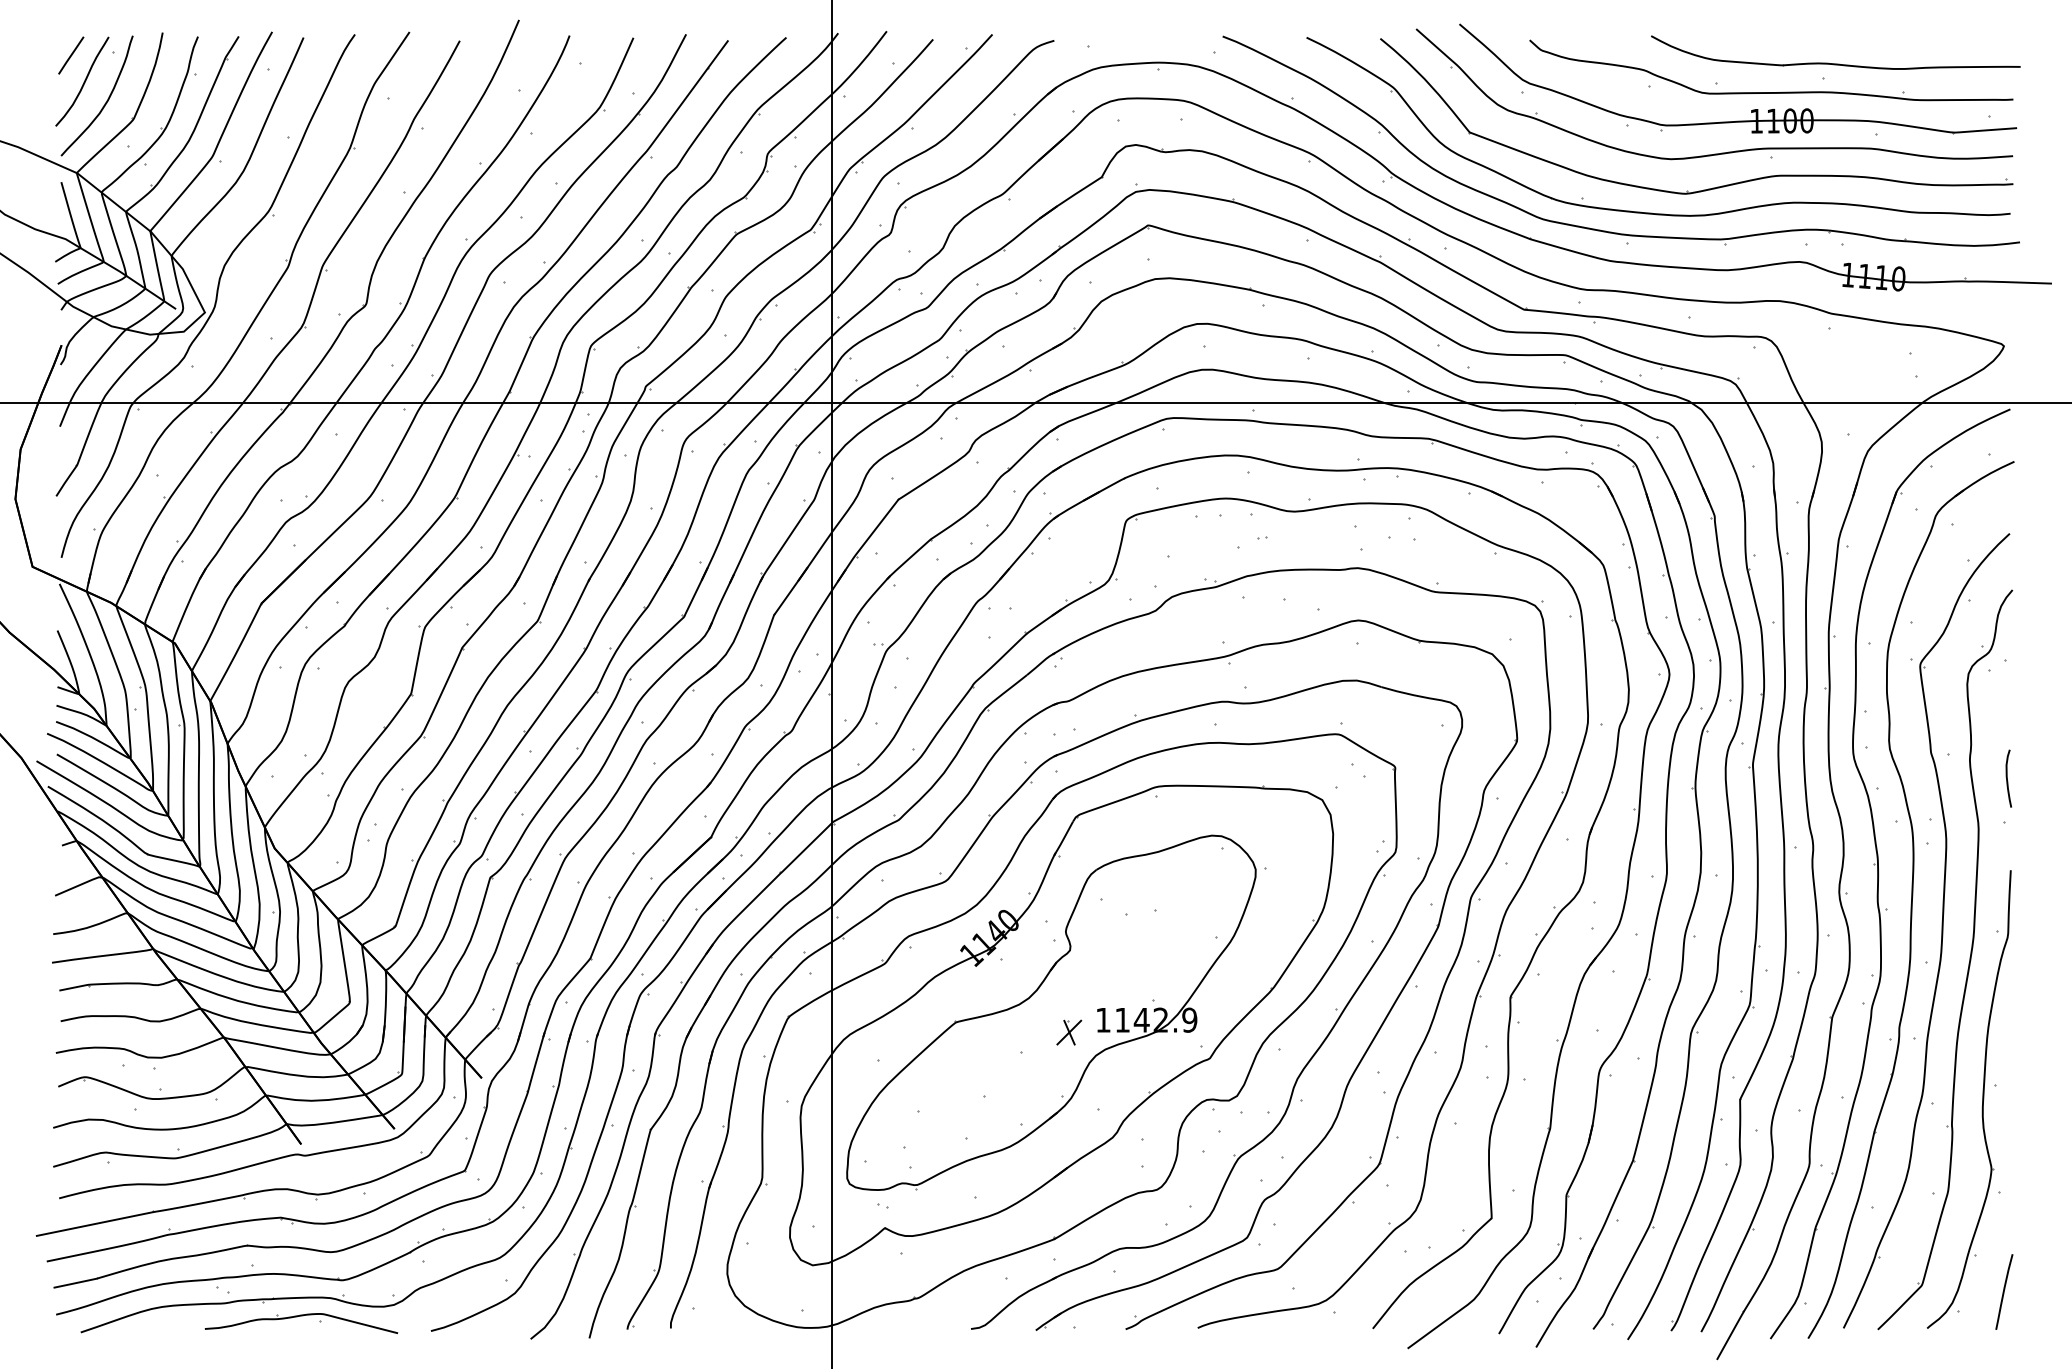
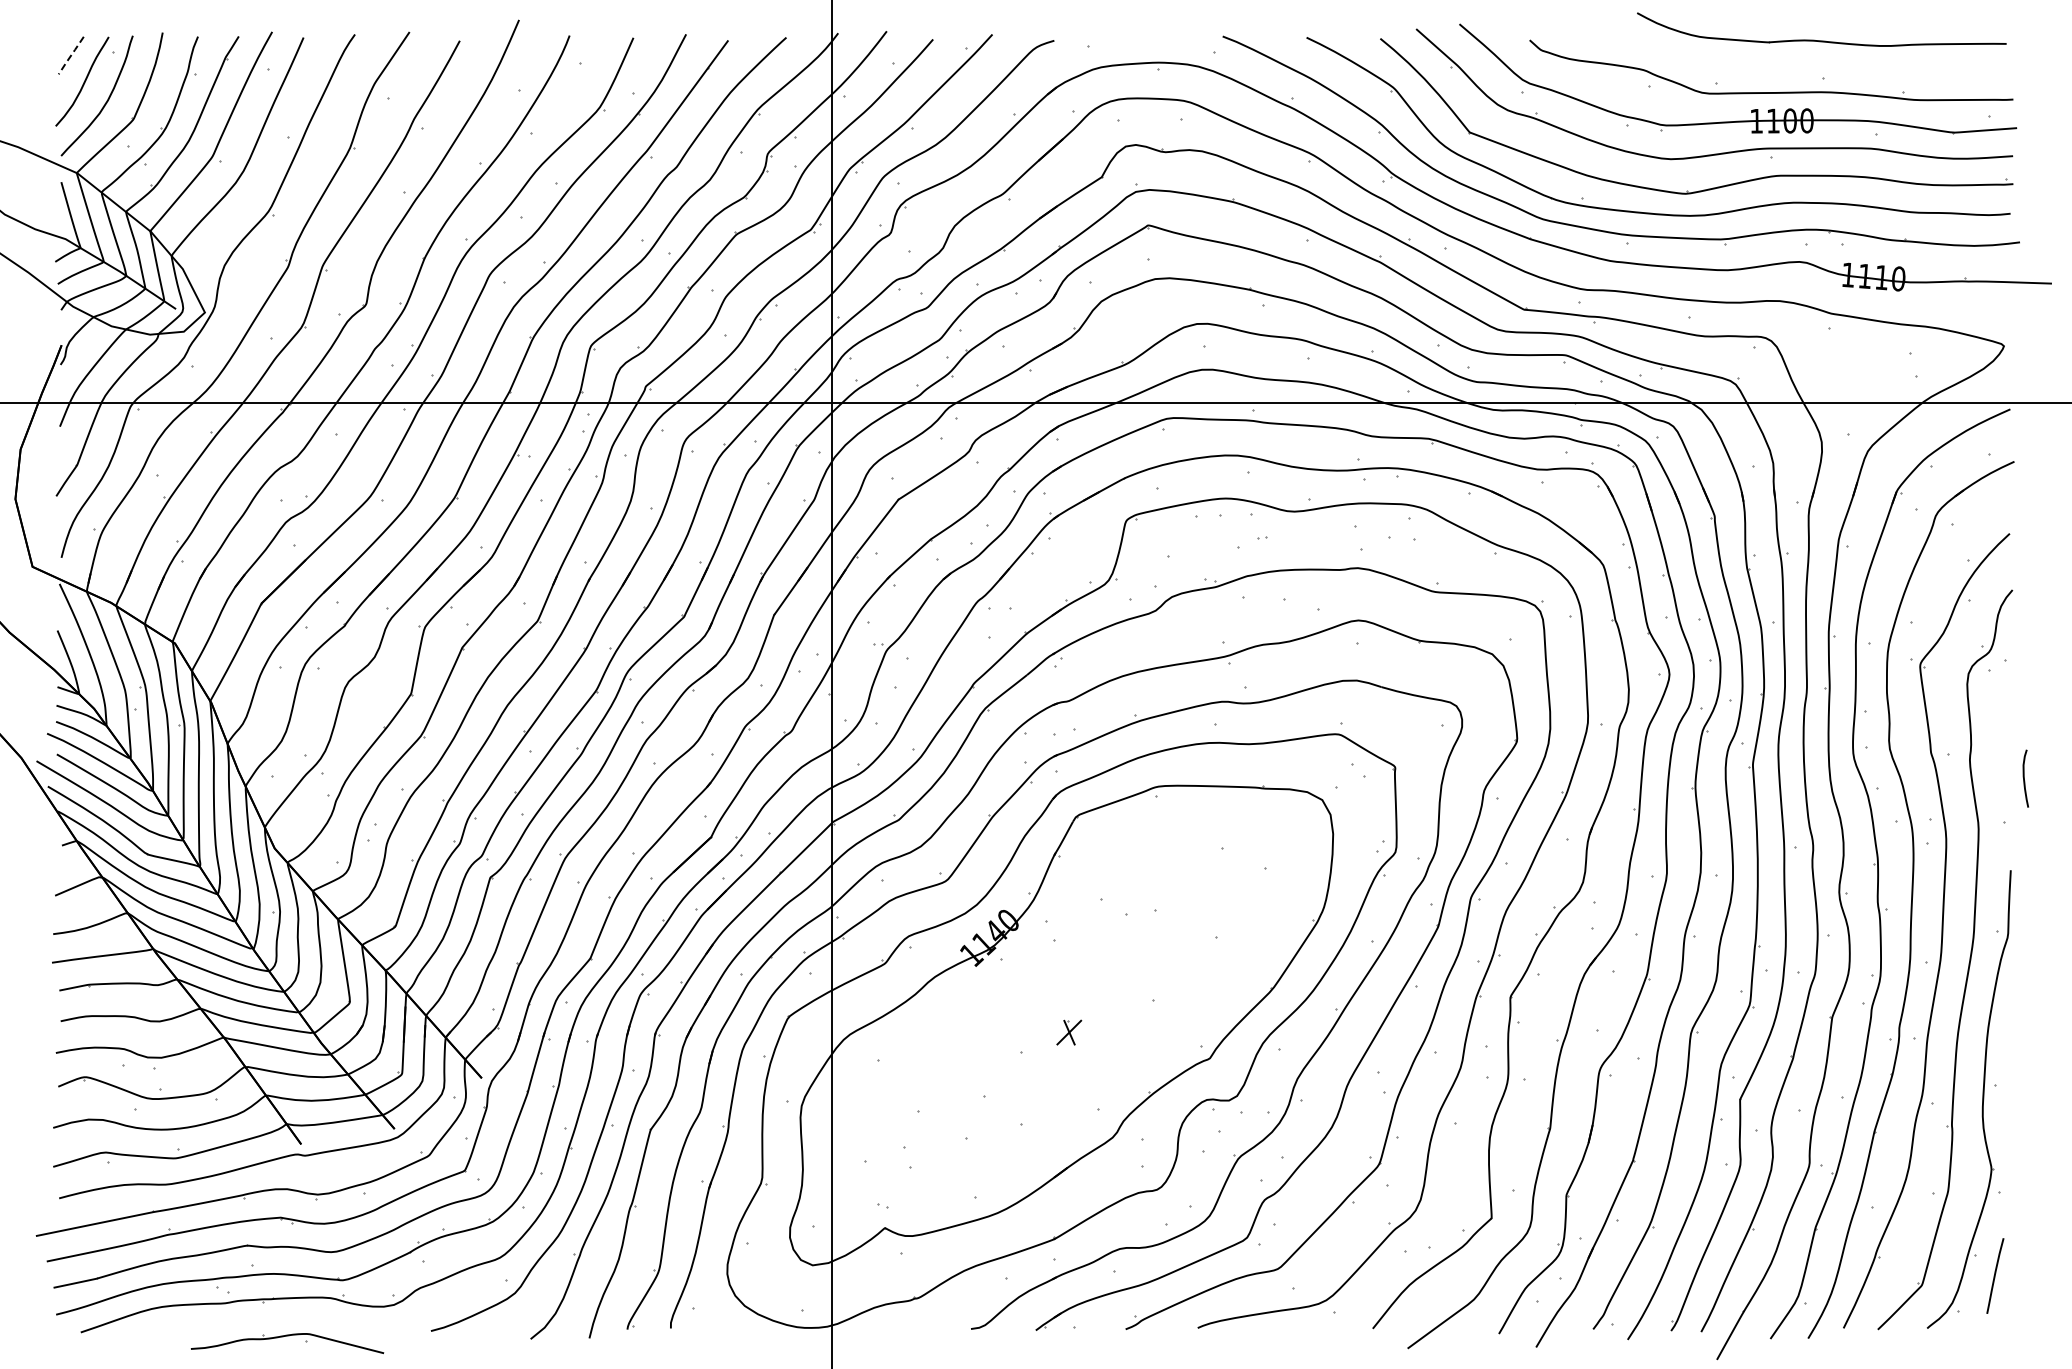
line: solid -> dashed (70, 56)
part position: (1835, 63) -> (1821, 40) (1821, 40)
curve position: (2007, 778) -> (2024, 778) (2024, 778)
part: present -> none (1051, 1012)
line position: (2004, 1291) -> (1995, 1275) (1995, 1275)
part position: (301, 1316) -> (287, 1336) (287, 1336)
